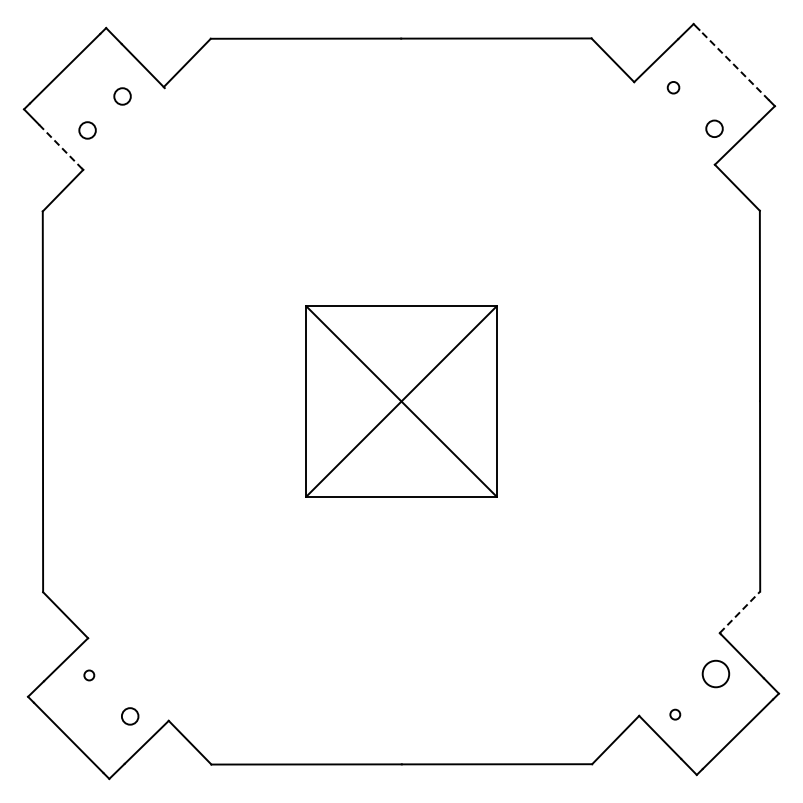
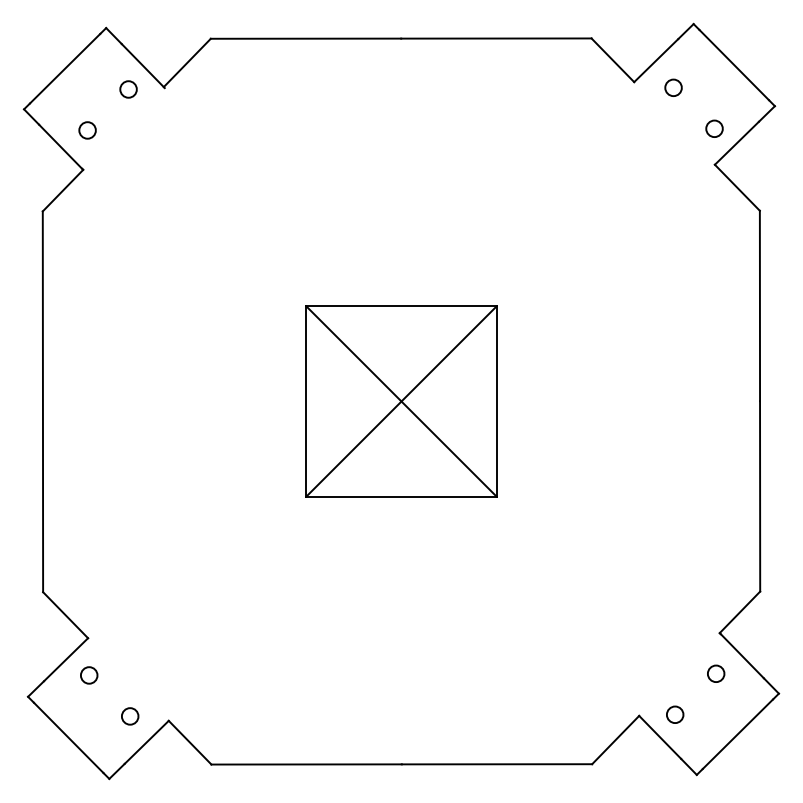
line: dashed -> solid (733, 64)
circle size: 15x14 px -> 19x19 px (673, 87)
circle position: (122, 96) -> (128, 89) (128, 89)
line: dashed -> solid (60, 146)
line: dashed -> solid (739, 612)
circle size: 30x30 px -> 19x19 px (716, 673)
circle size: 13x13 px -> 19x19 px (89, 675)
circle size: 13x13 px -> 19x19 px (675, 714)
